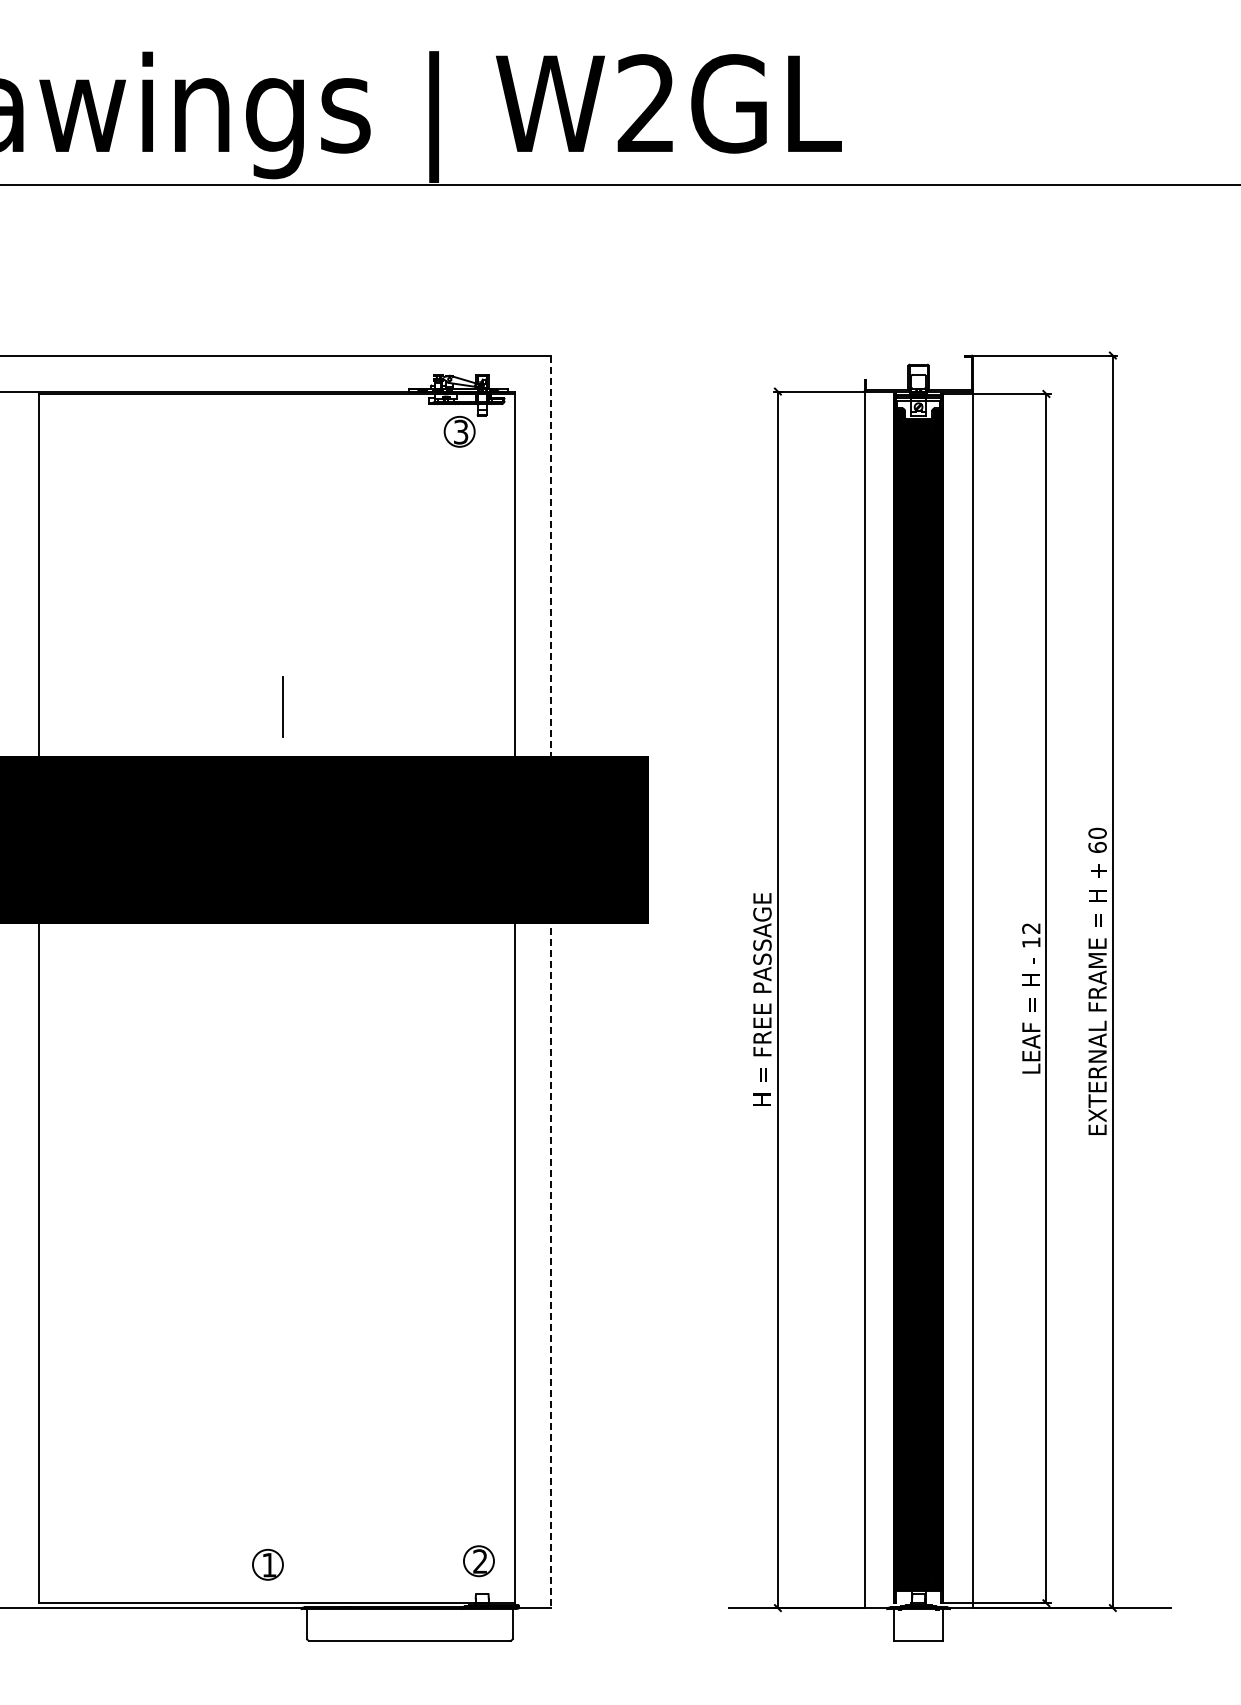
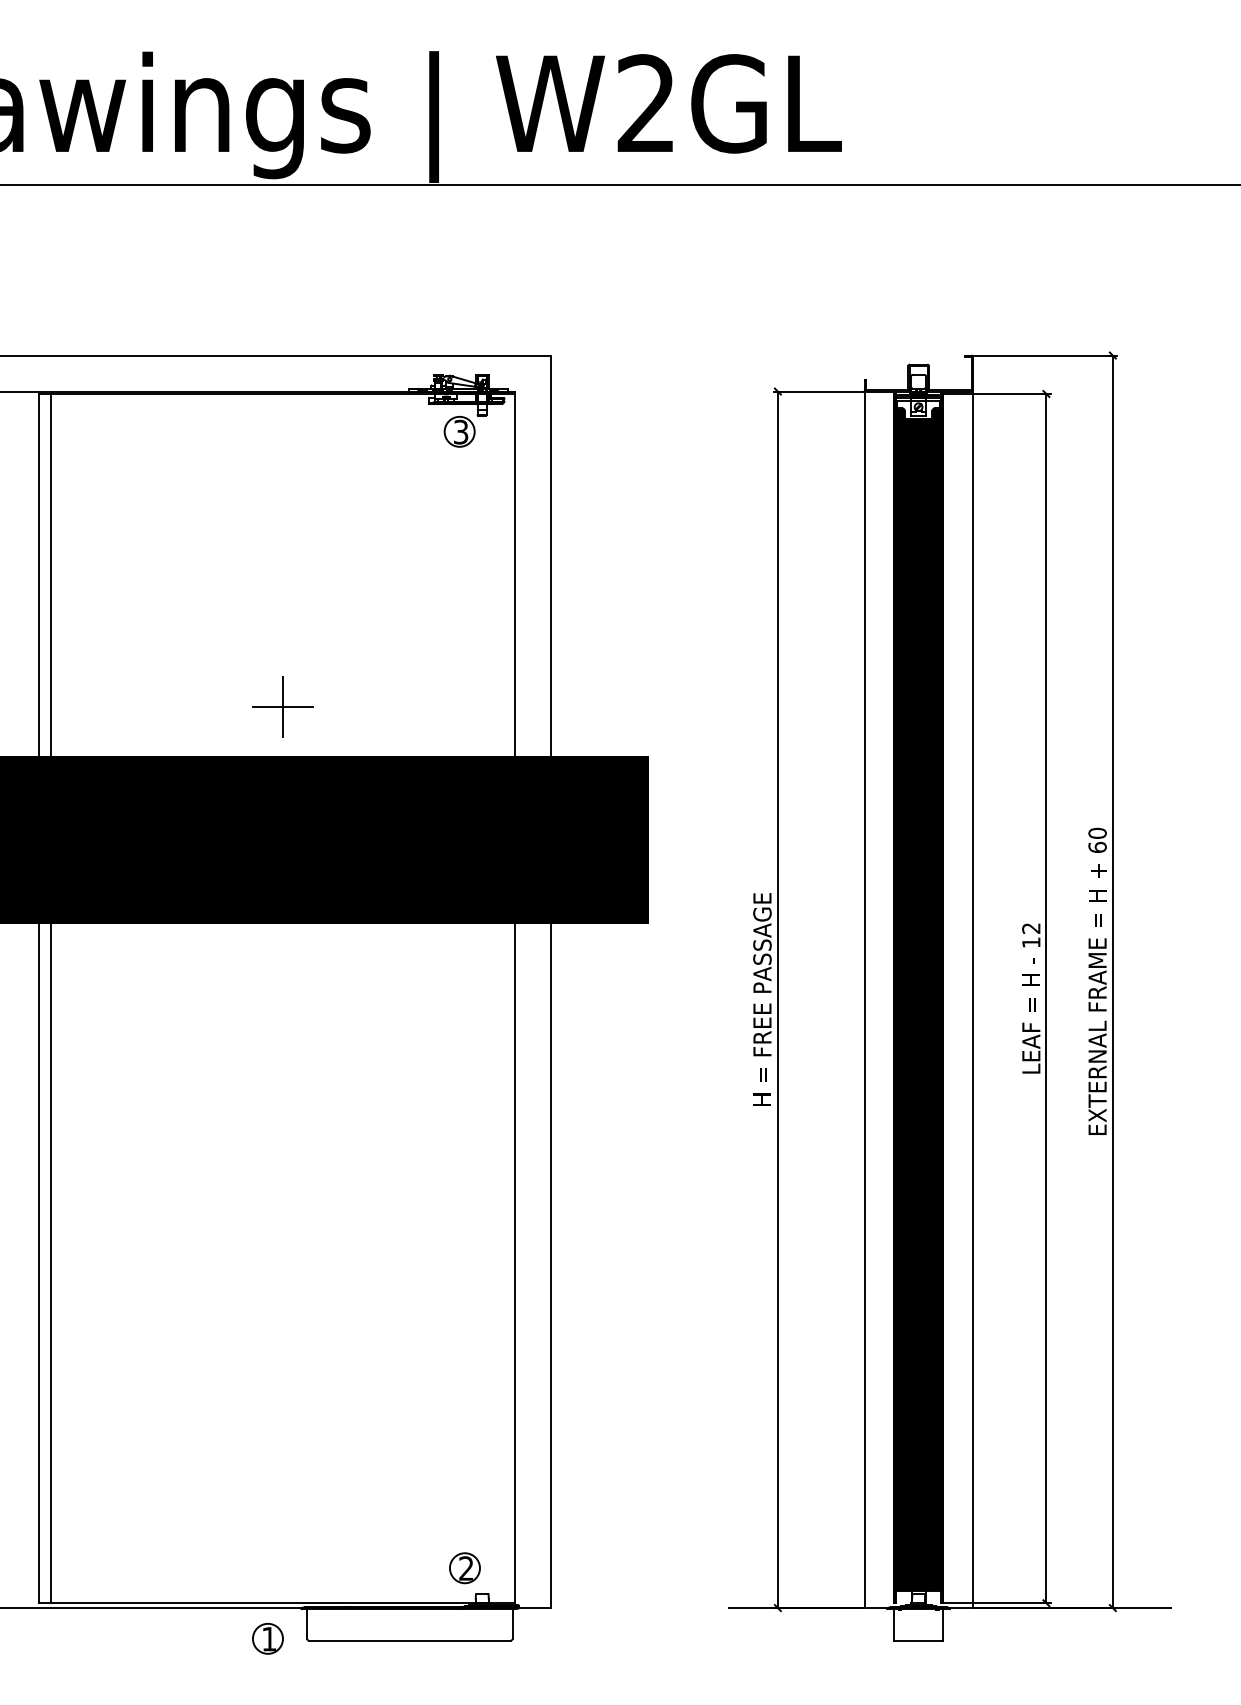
line: none -> present (282, 706)
line: dashed -> solid (551, 982)
line: none -> present (50, 998)
part position: (478, 1561) -> (464, 1568) (464, 1568)
part position: (267, 1564) -> (267, 1638) (267, 1638)
